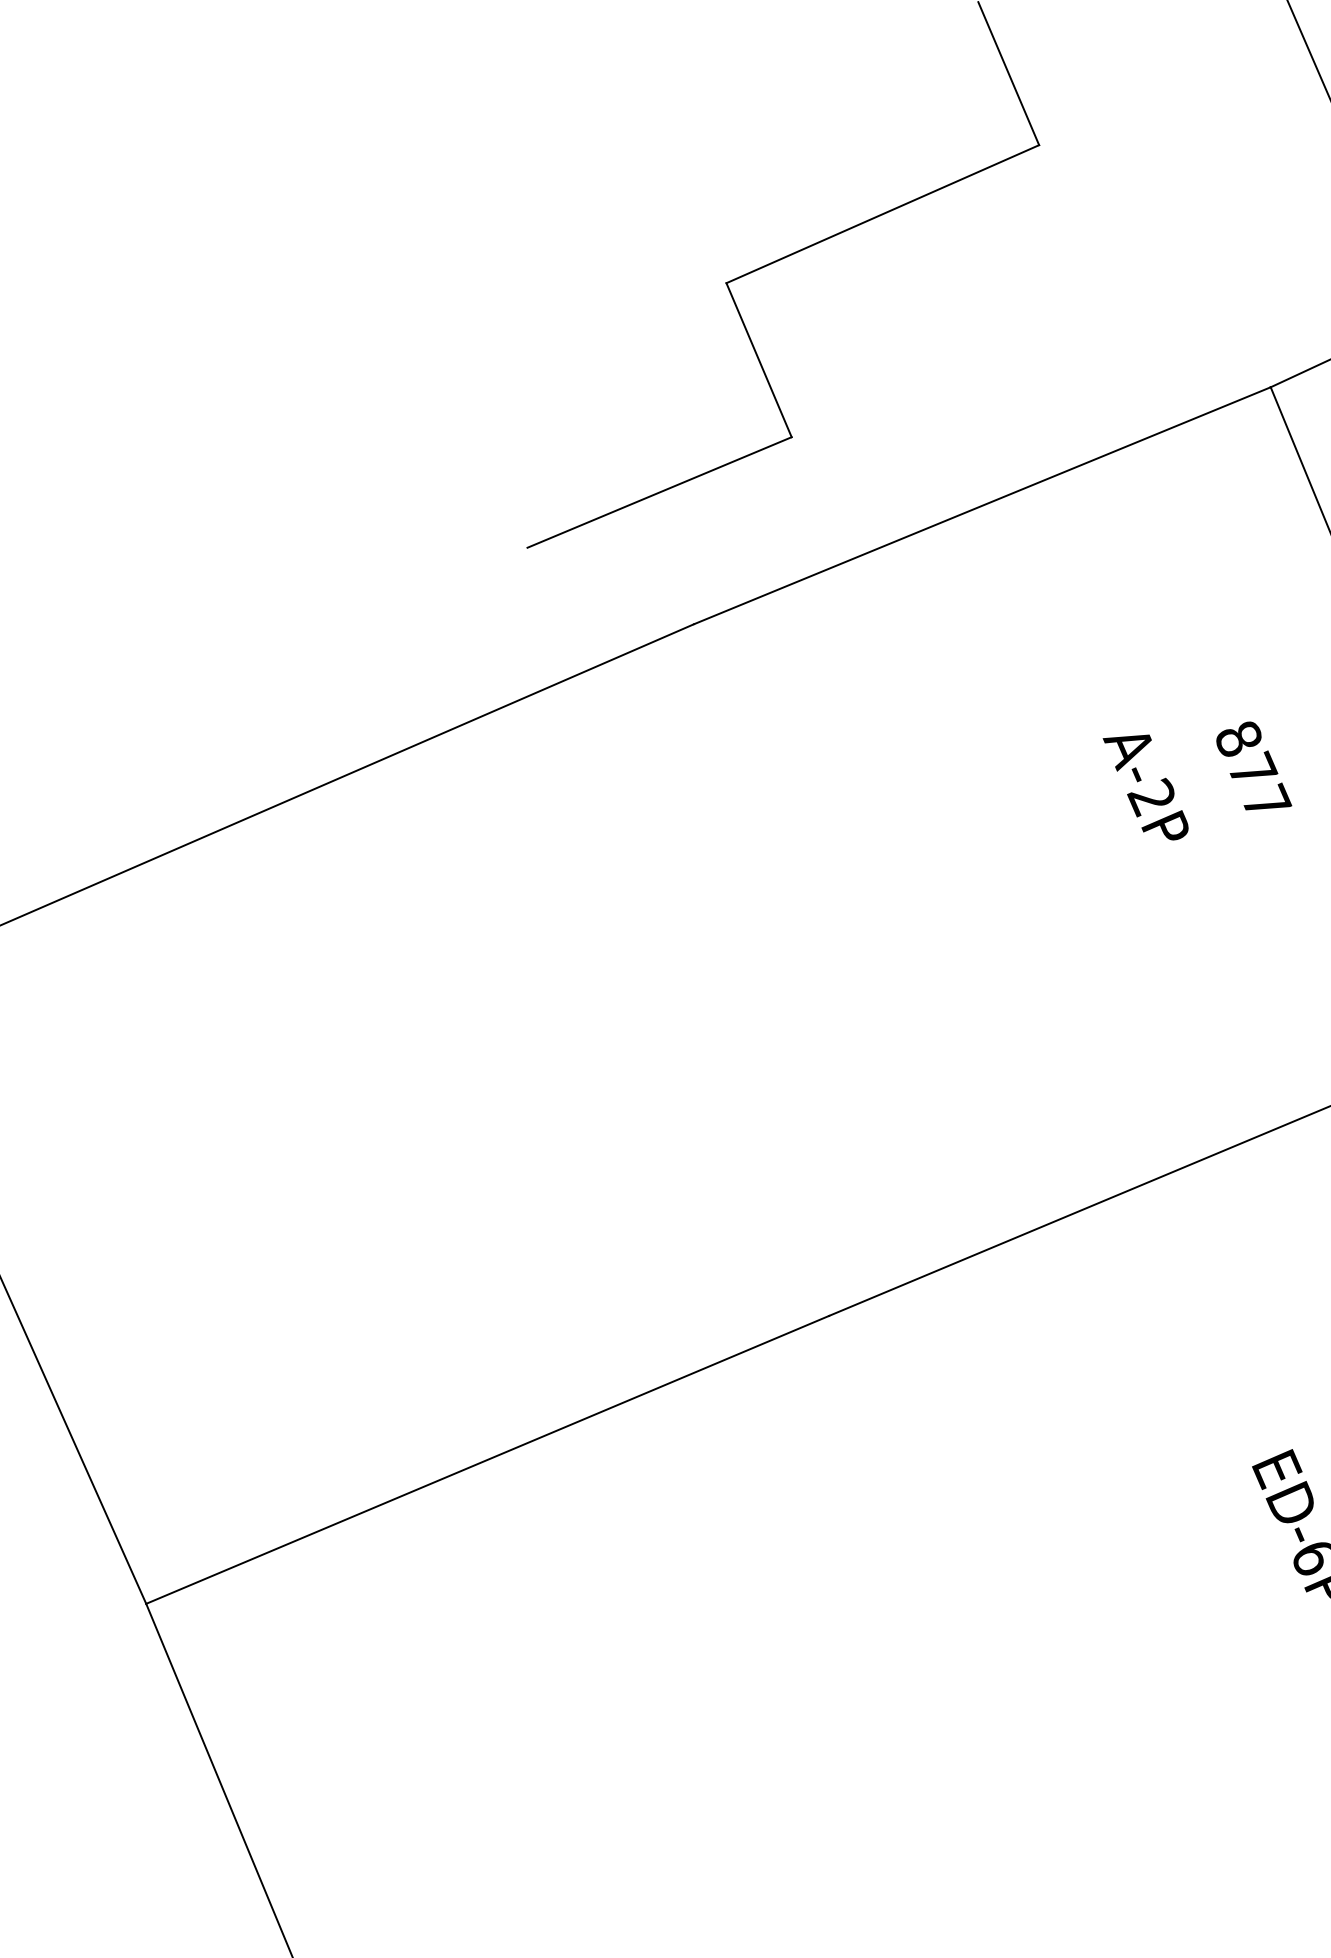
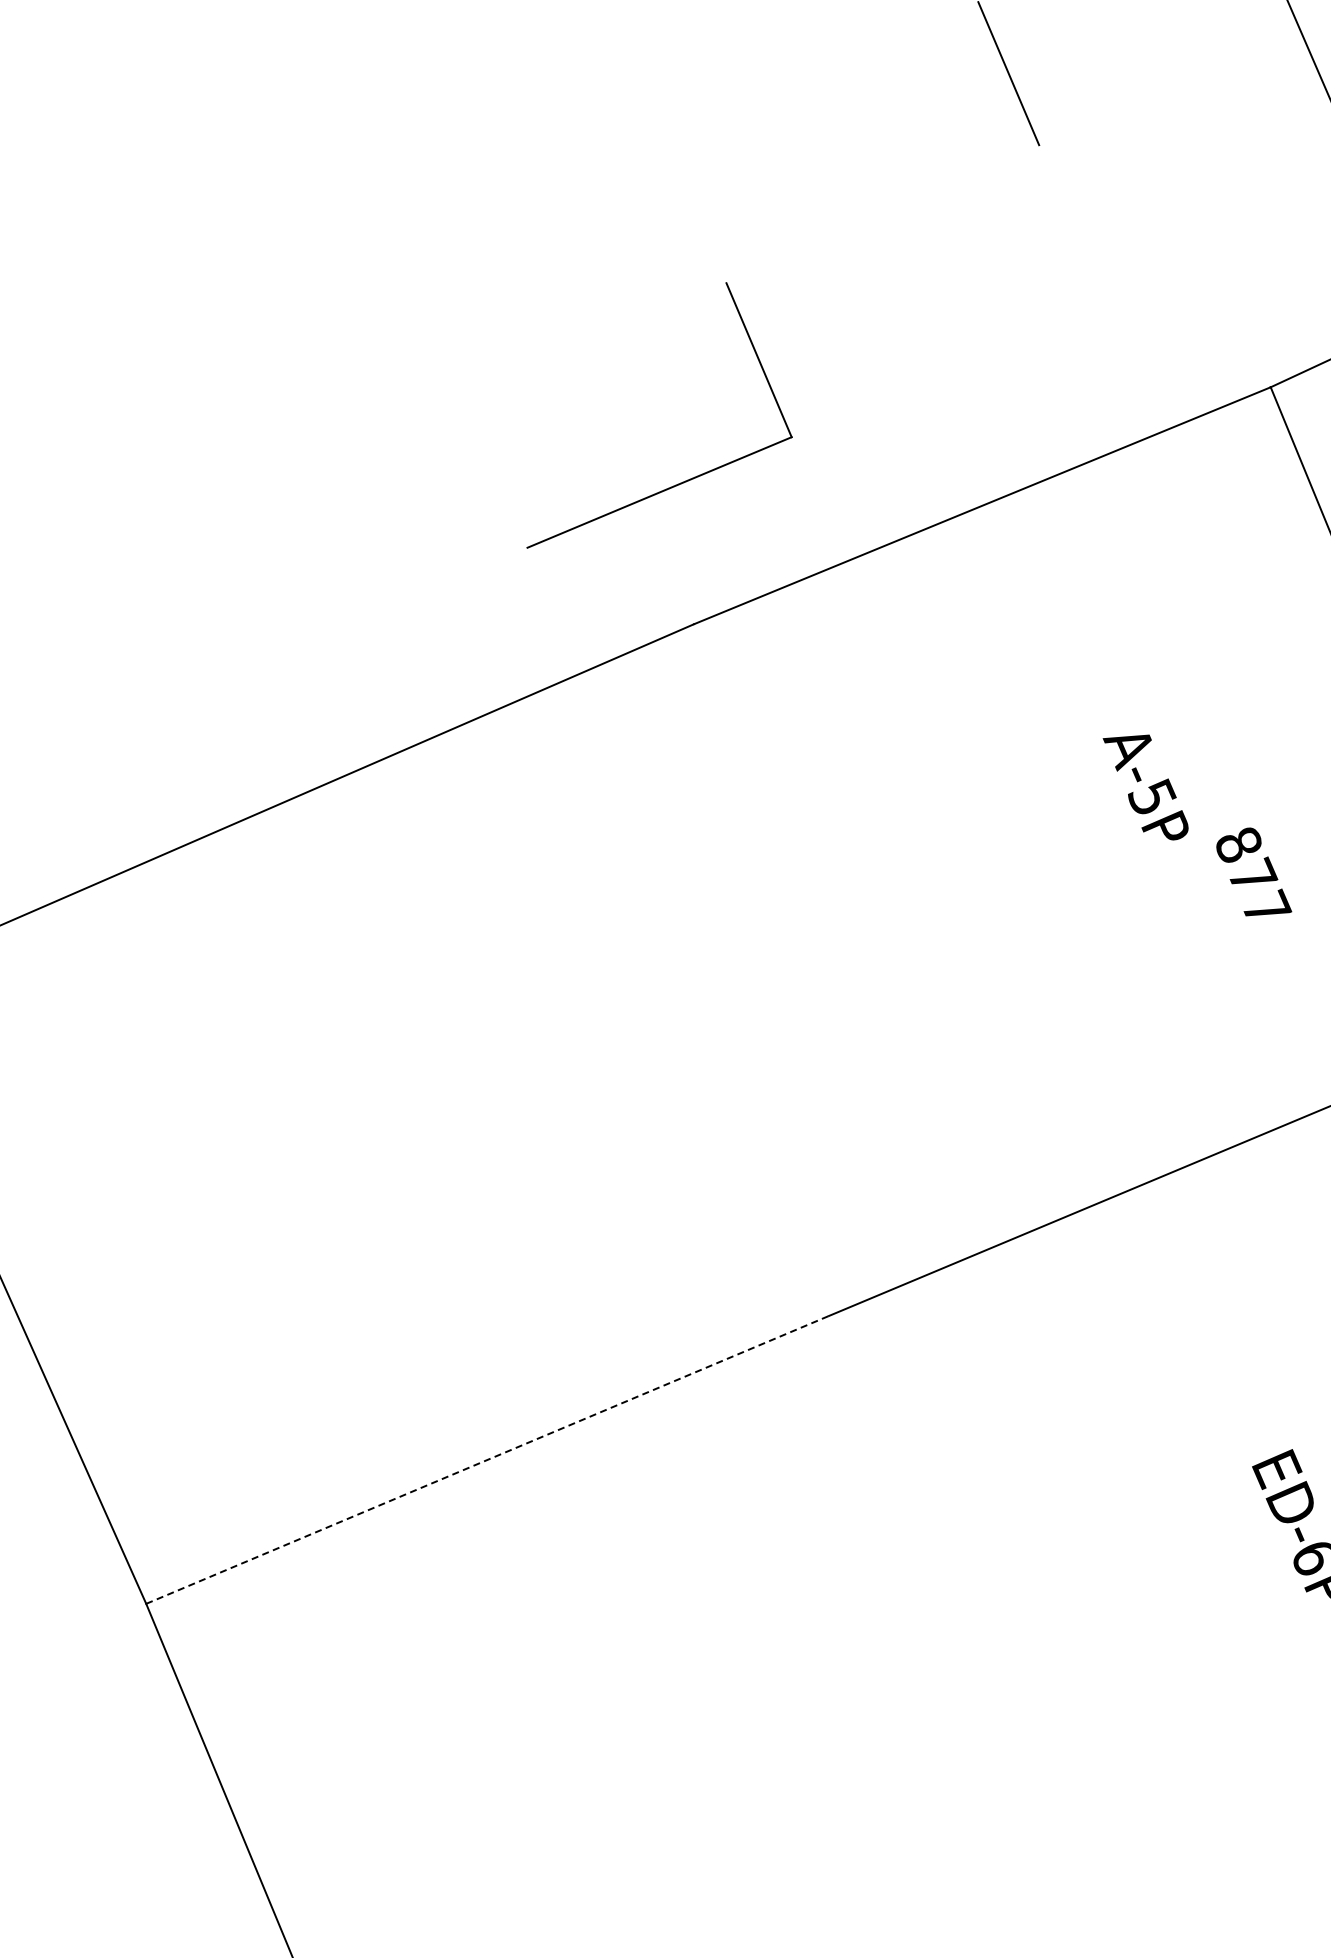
line: present -> none (882, 214)
text position: (1254, 765) -> (1254, 871) (1254, 871)
text: A-2P -> A-5P (1151, 797)
line: solid -> dashed (487, 1459)
